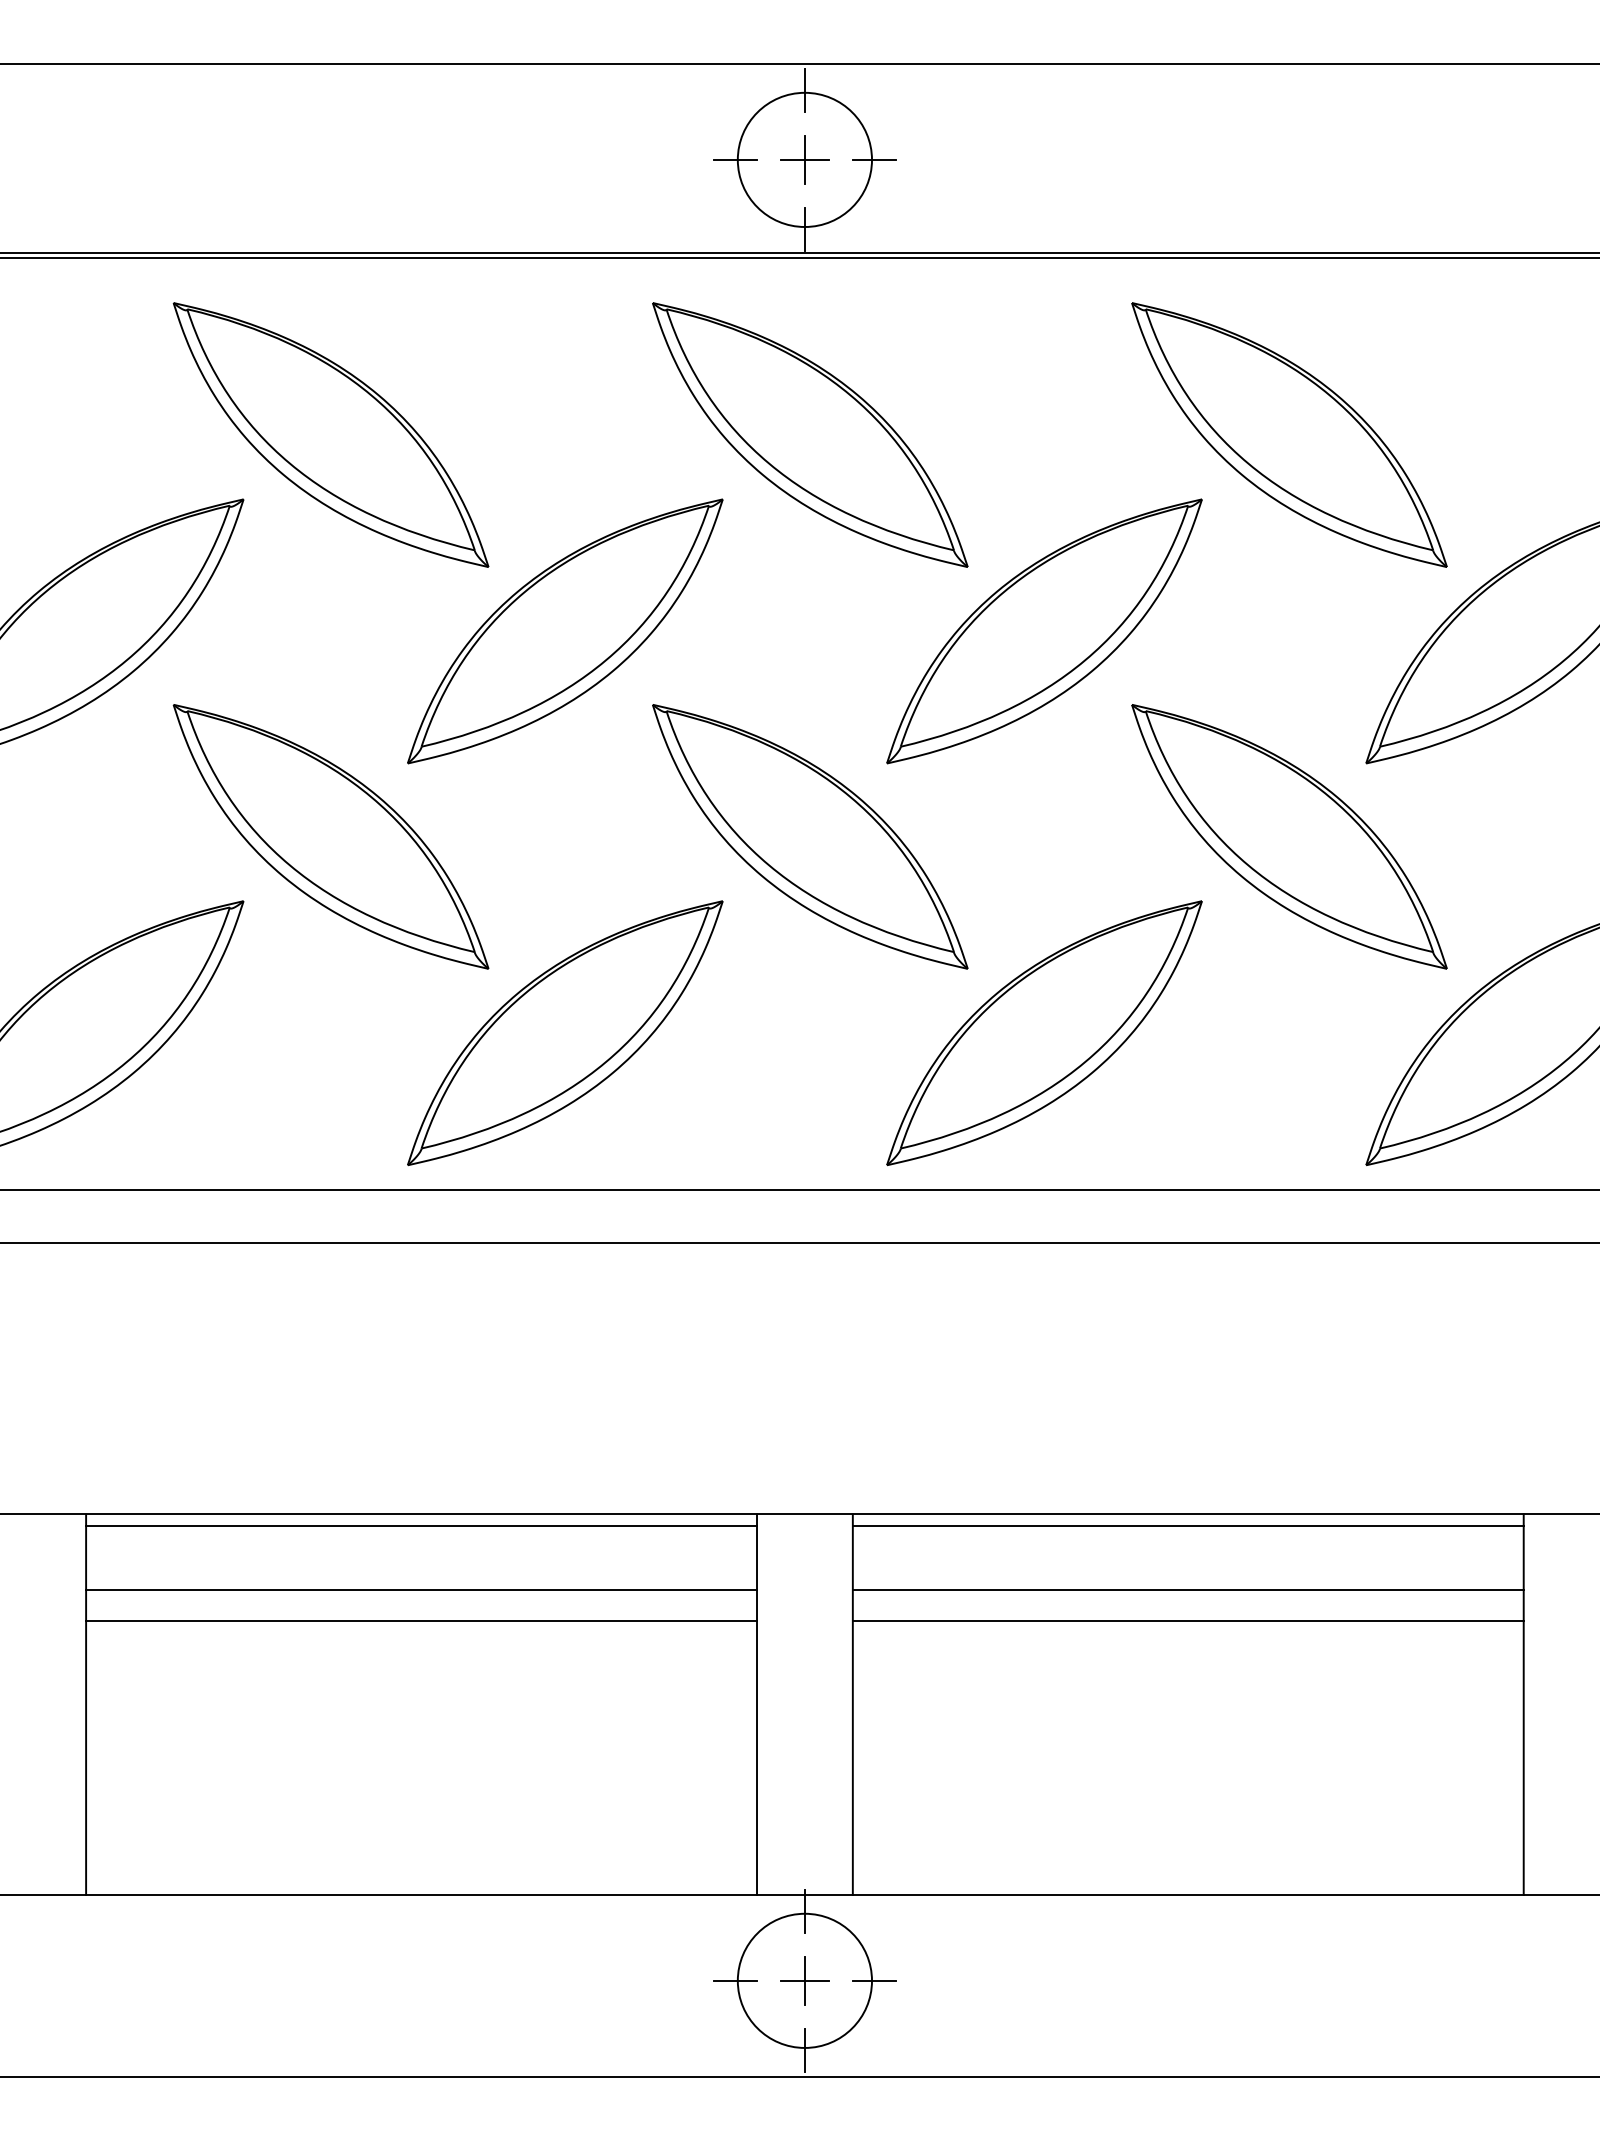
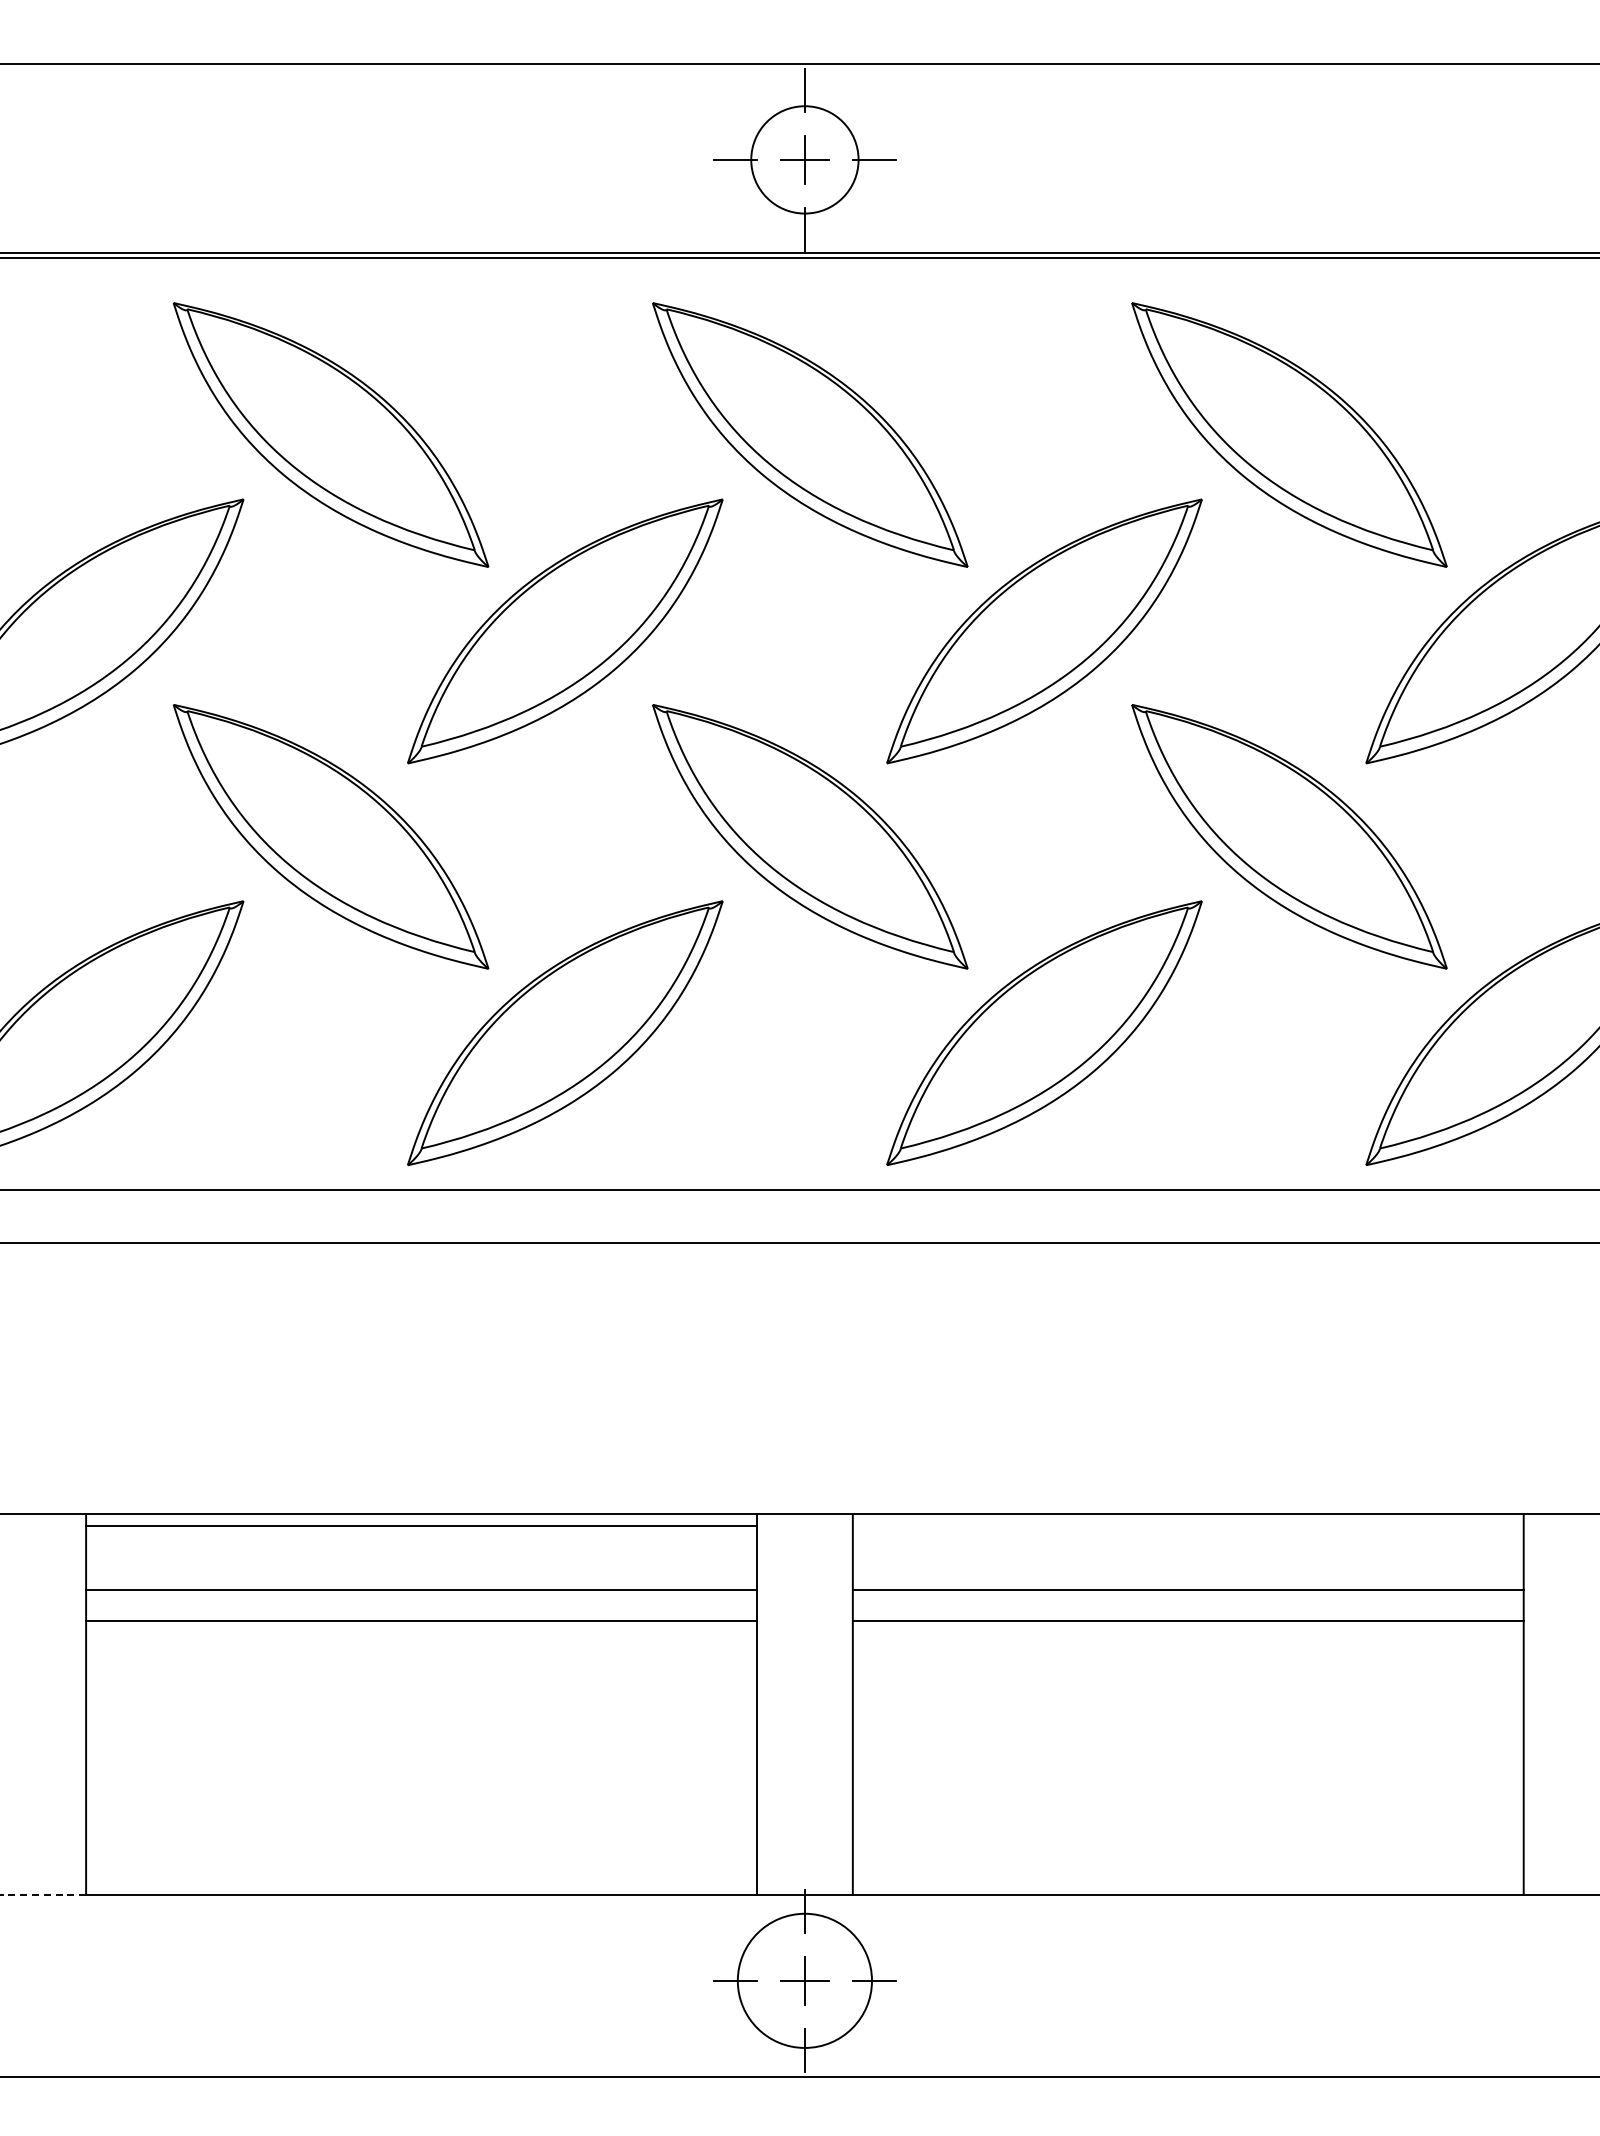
circle diameter: 134 px -> 107 px (804, 159)
line: present -> none (1187, 1525)
line: solid -> dashed (43, 1894)
